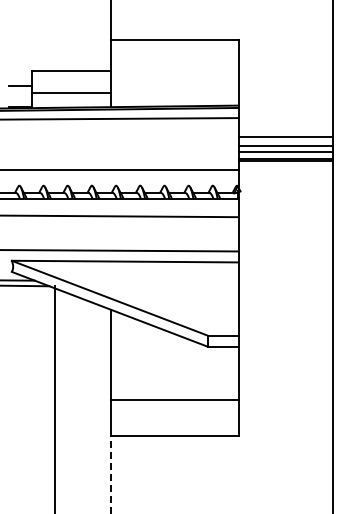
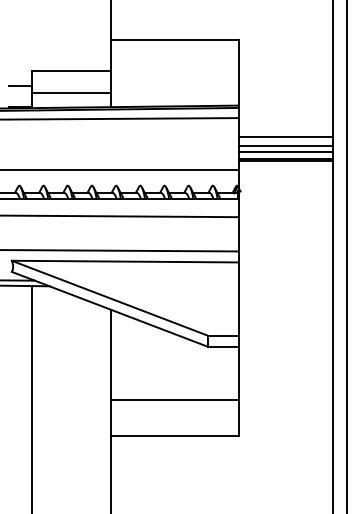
line: none -> present (347, 256)
line position: (54, 397) -> (31, 397) (31, 397)
line: dashed -> solid (110, 474)
